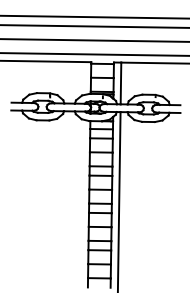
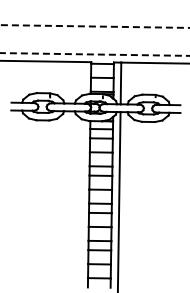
line: present -> none (94, 16)
line: solid -> dashed (94, 26)
line: present -> none (94, 40)
line: solid -> dashed (95, 54)
